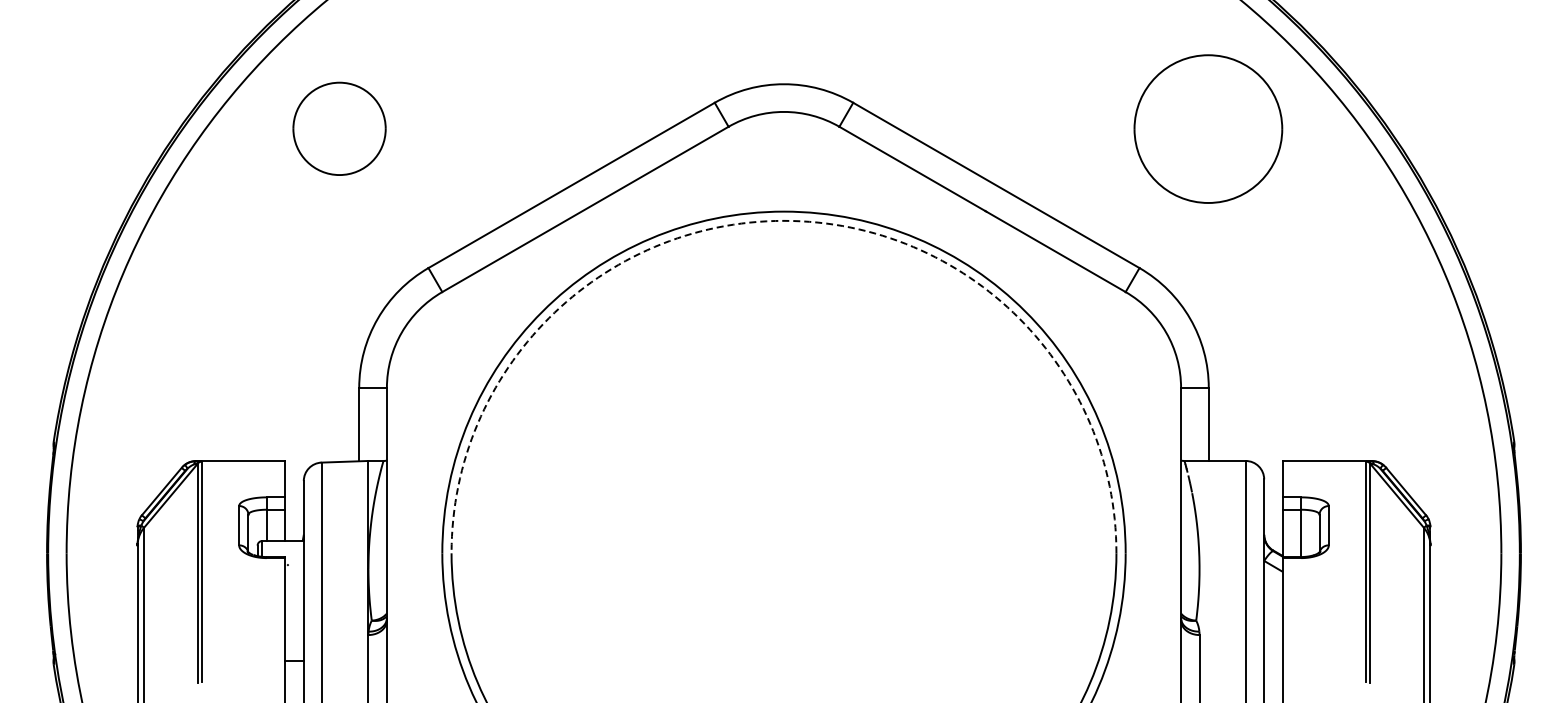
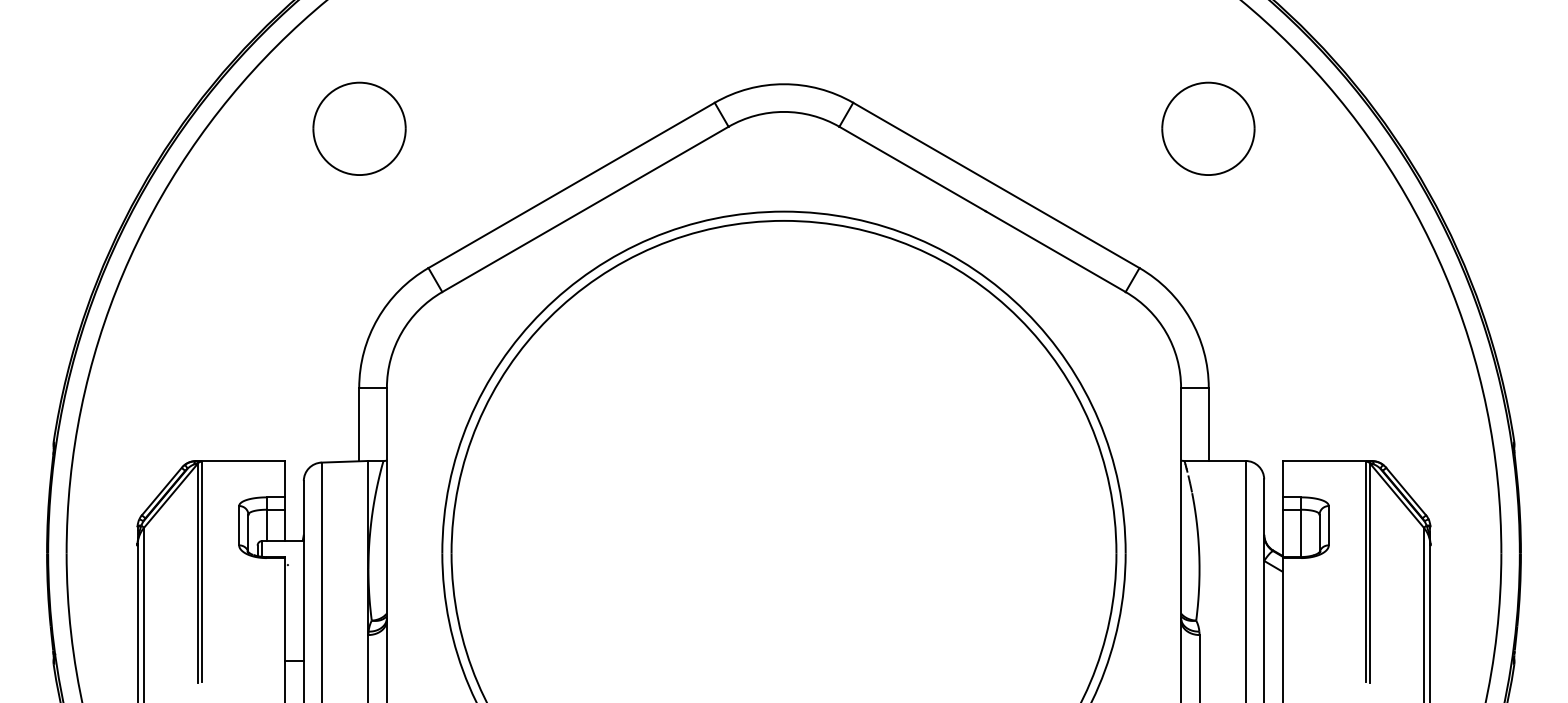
part position: (339, 128) -> (359, 128) (359, 128)
part size: 151x150 px -> 95x95 px (1208, 128)
arc: dashed -> solid (784, 220)
